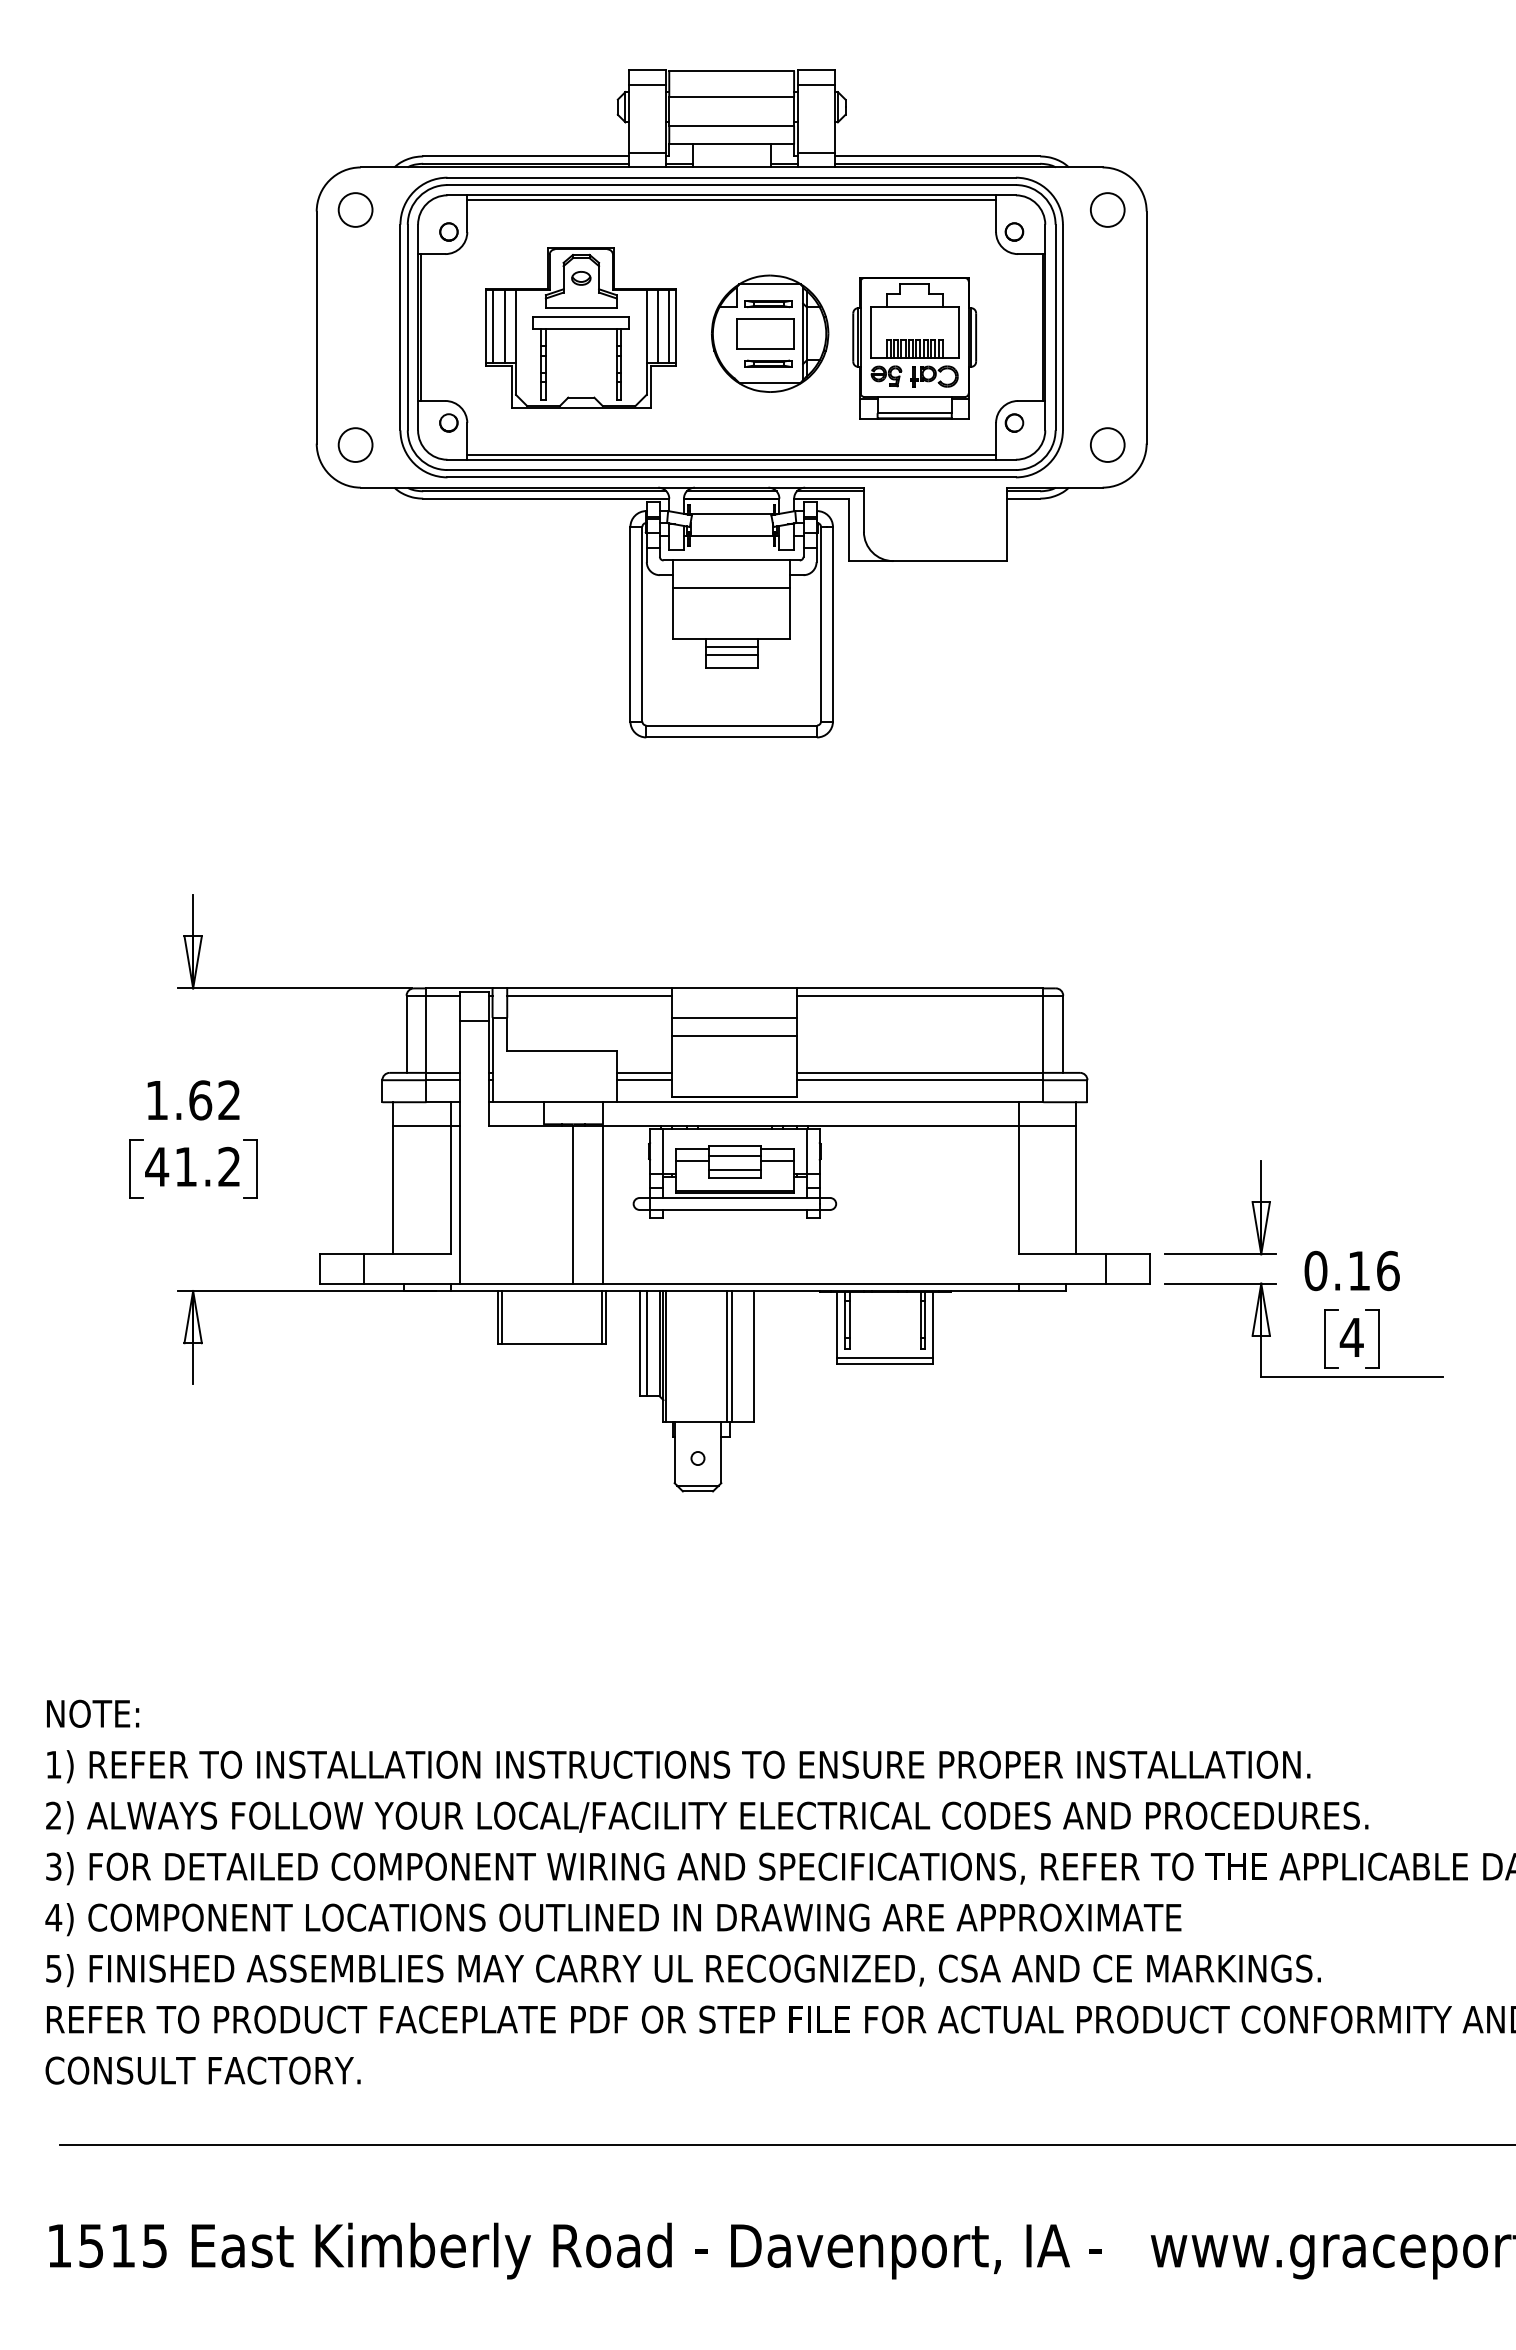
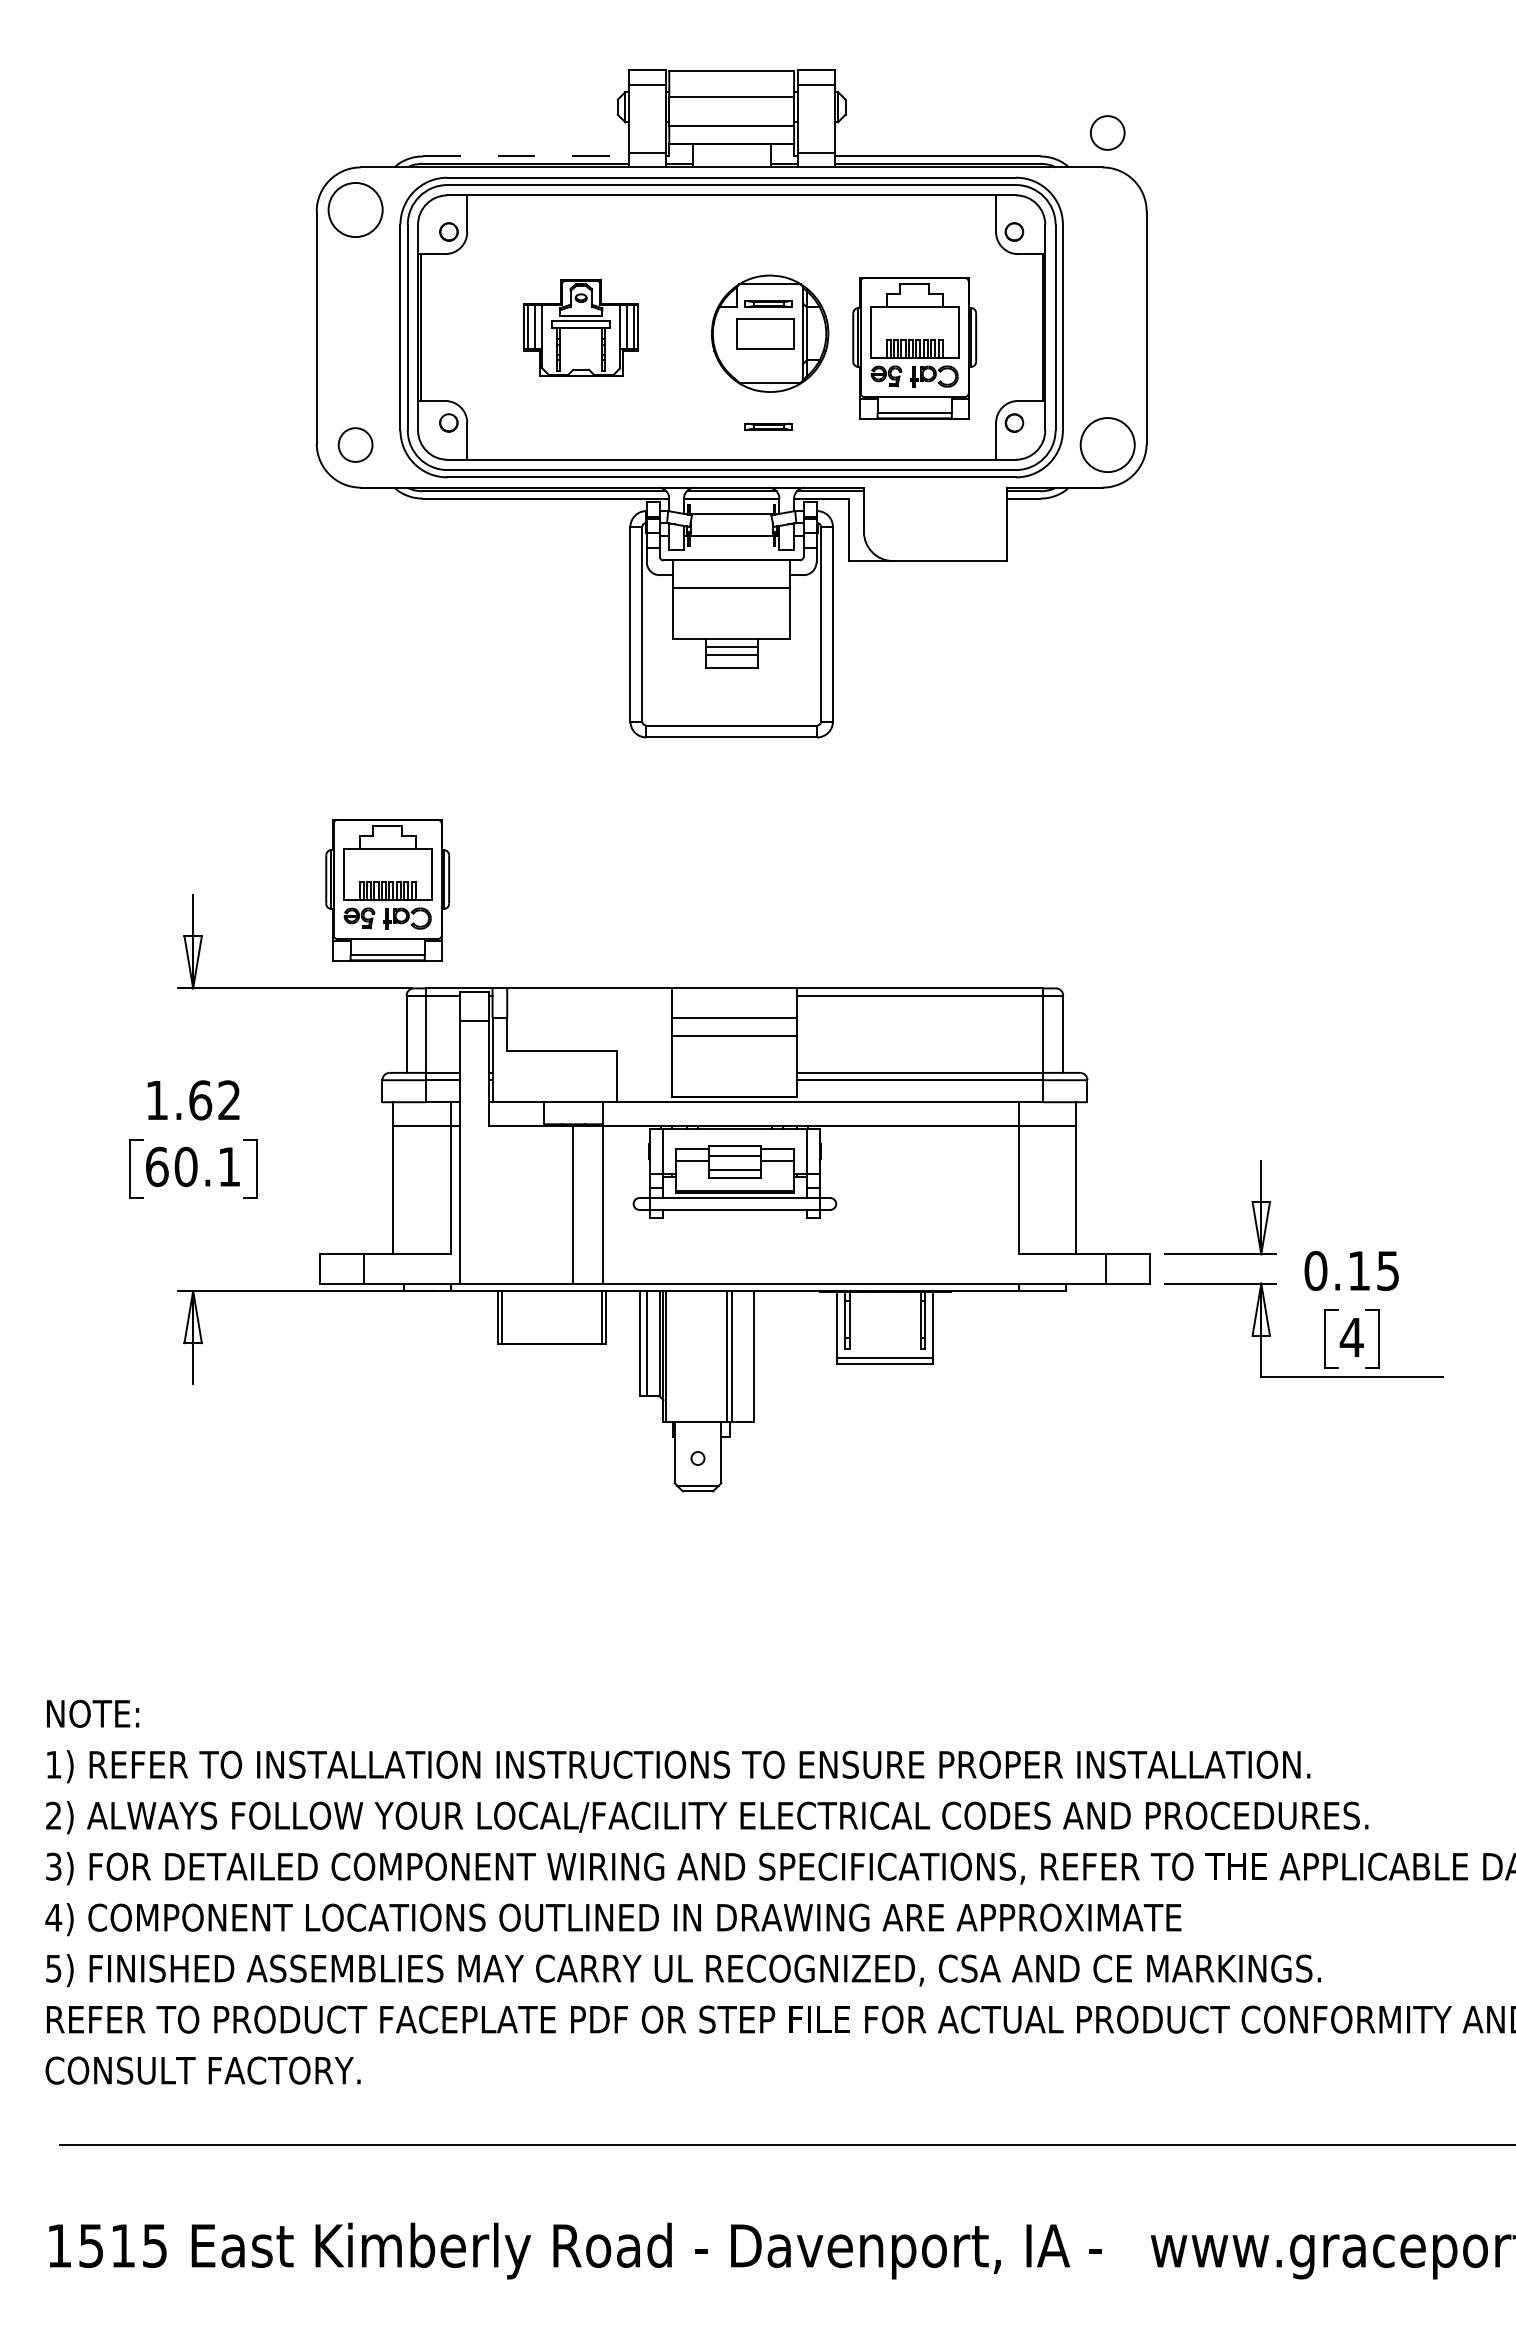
line: solid -> dashed (526, 156)
line: present -> none (731, 200)
circle diameter: 34 px -> 54 px (355, 209)
circle position: (1107, 209) -> (1107, 132) (1107, 132)
part size: 192x162 px -> 116x98 px (580, 327)
part position: (768, 363) -> (768, 426) (768, 426)
circle diameter: 34 px -> 54 px (1107, 445)
line: present -> none (731, 454)
part: none -> present (387, 890)
line: present -> none (589, 995)
line: present -> none (644, 1072)
line: present -> none (644, 1080)
text: 41.2 -> 60.1 (192, 1166)
text: 0.16 -> 0.15 (1388, 1270)
